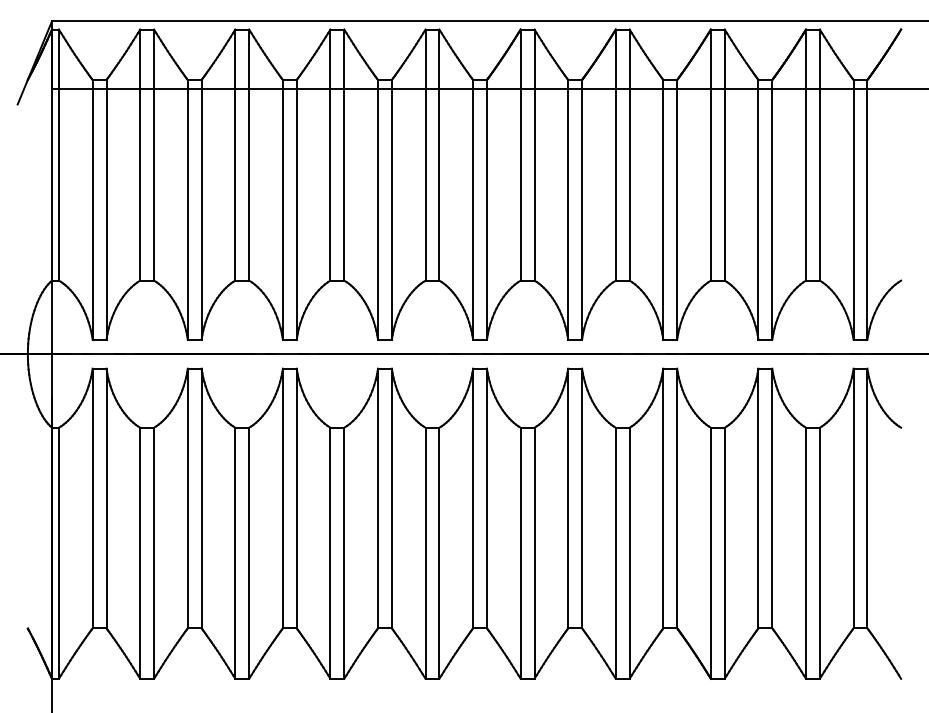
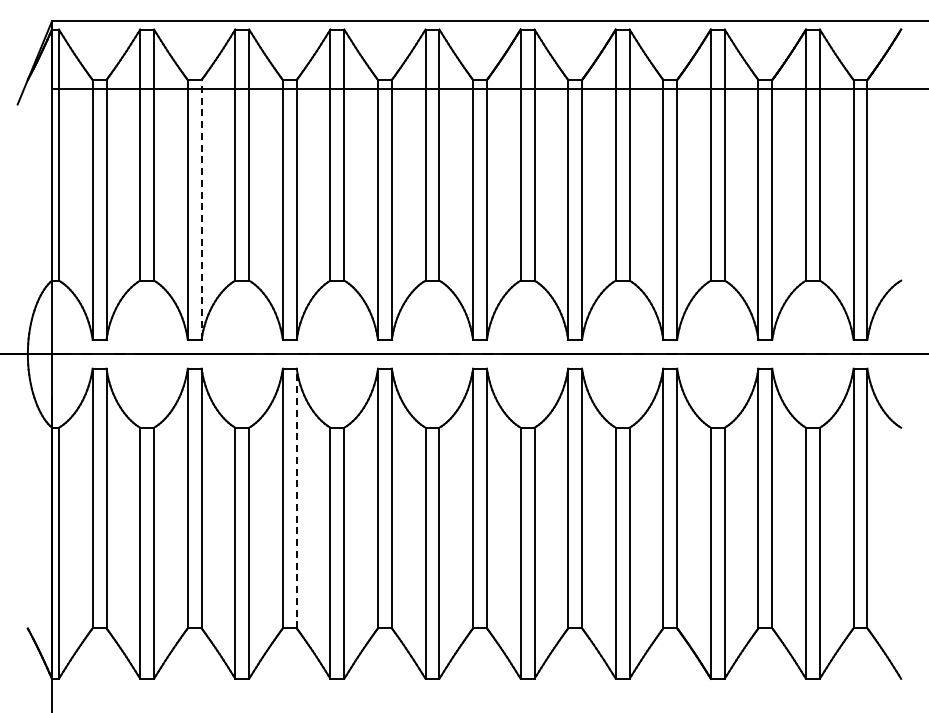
line: solid -> dashed (201, 209)
line: solid -> dashed (296, 498)
